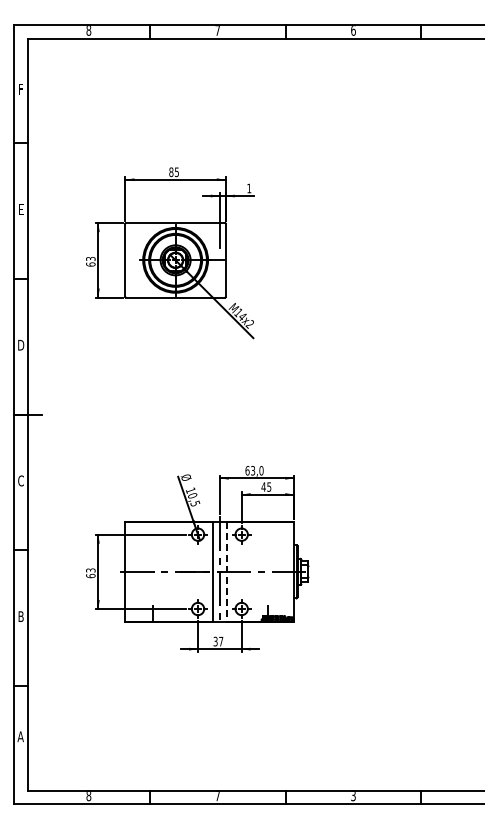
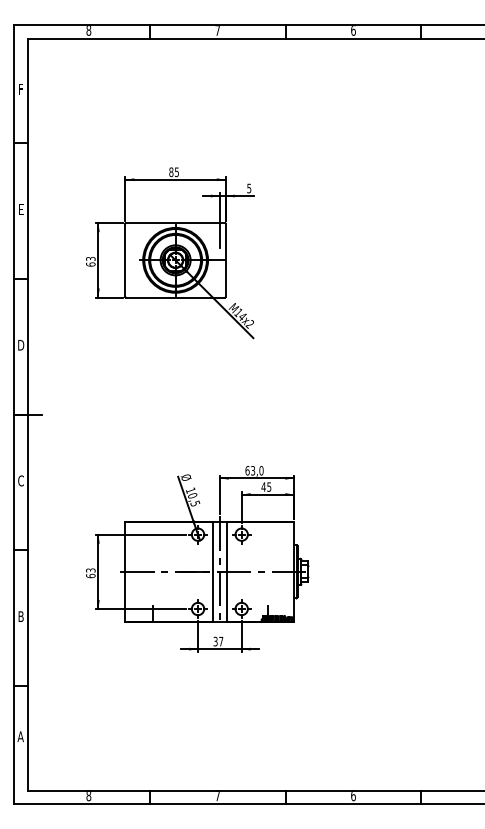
text: 1 -> 5 (249, 188)
line: dashed -> solid (226, 571)
text: 3 -> 6 (353, 796)
